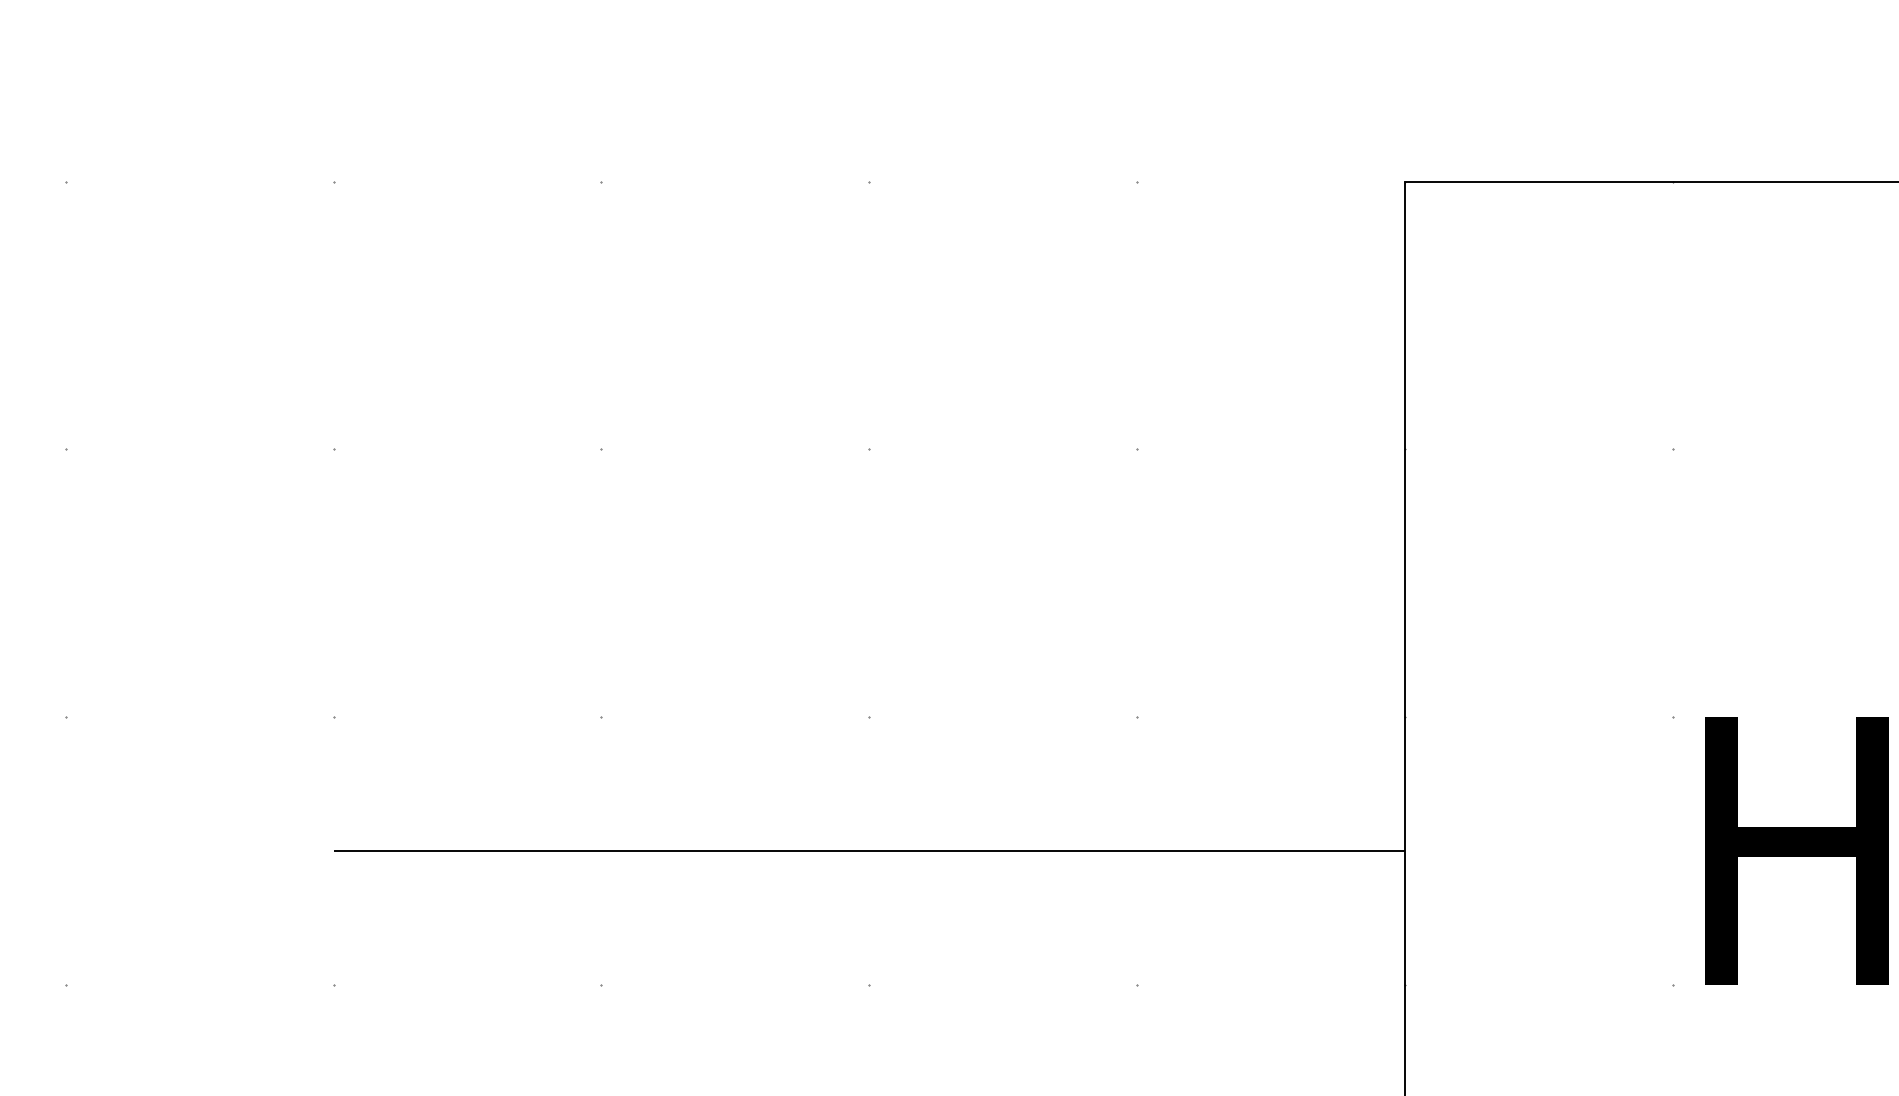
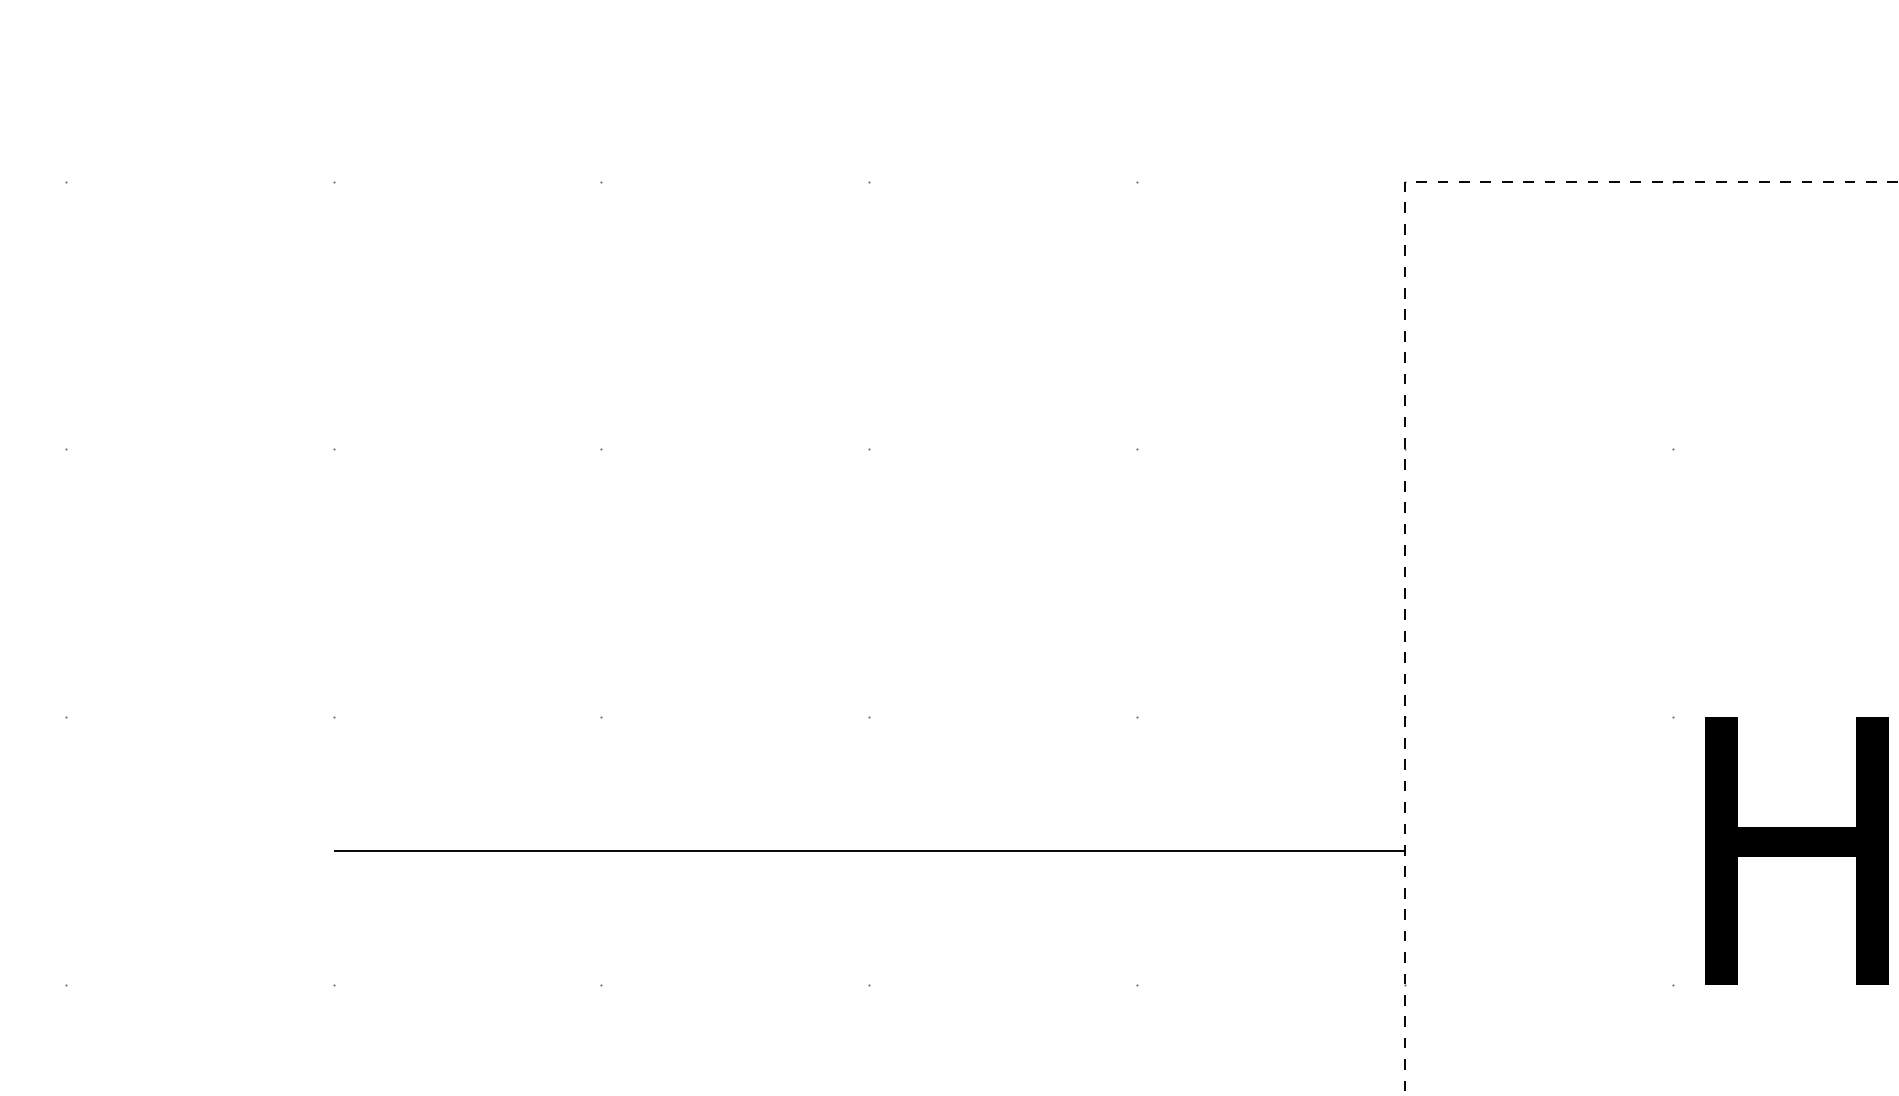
line: solid -> dashed (1404, 390)
